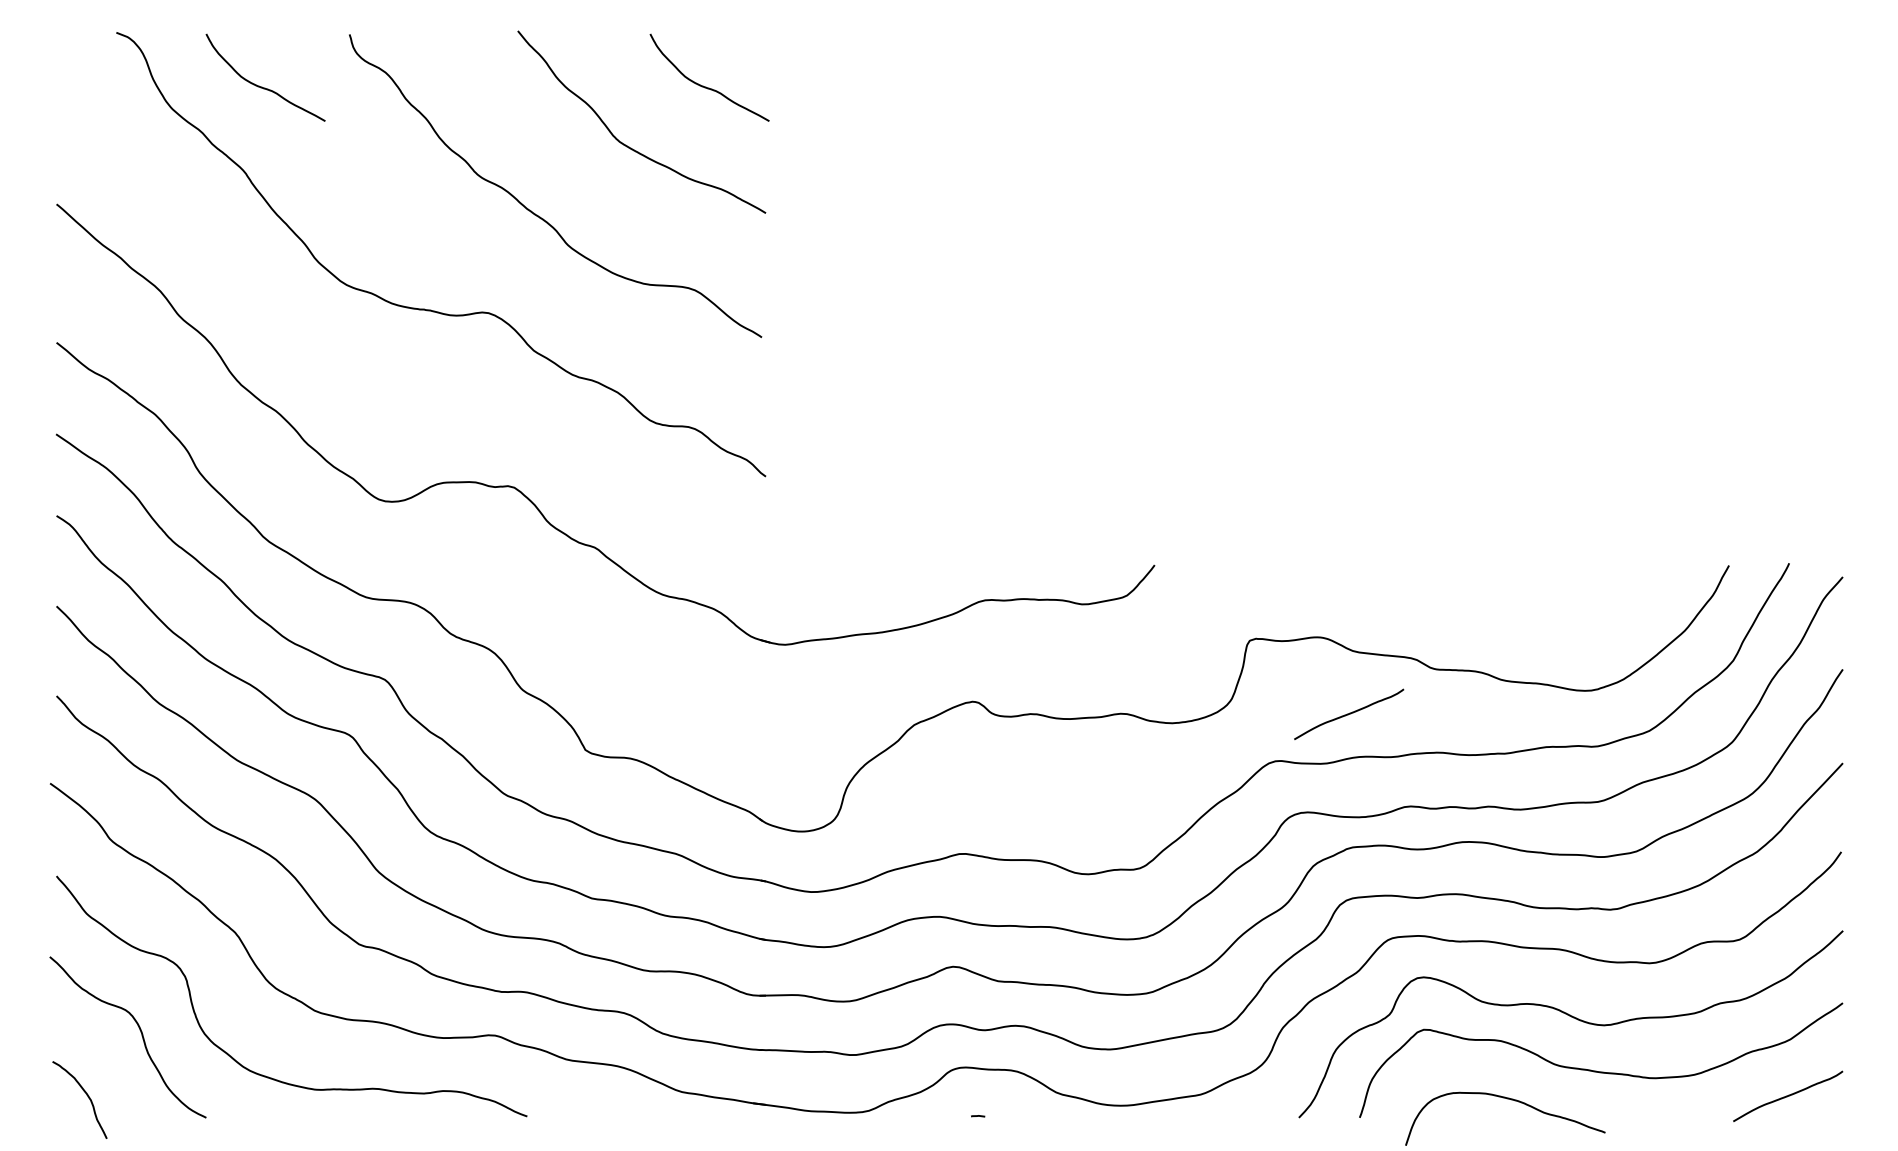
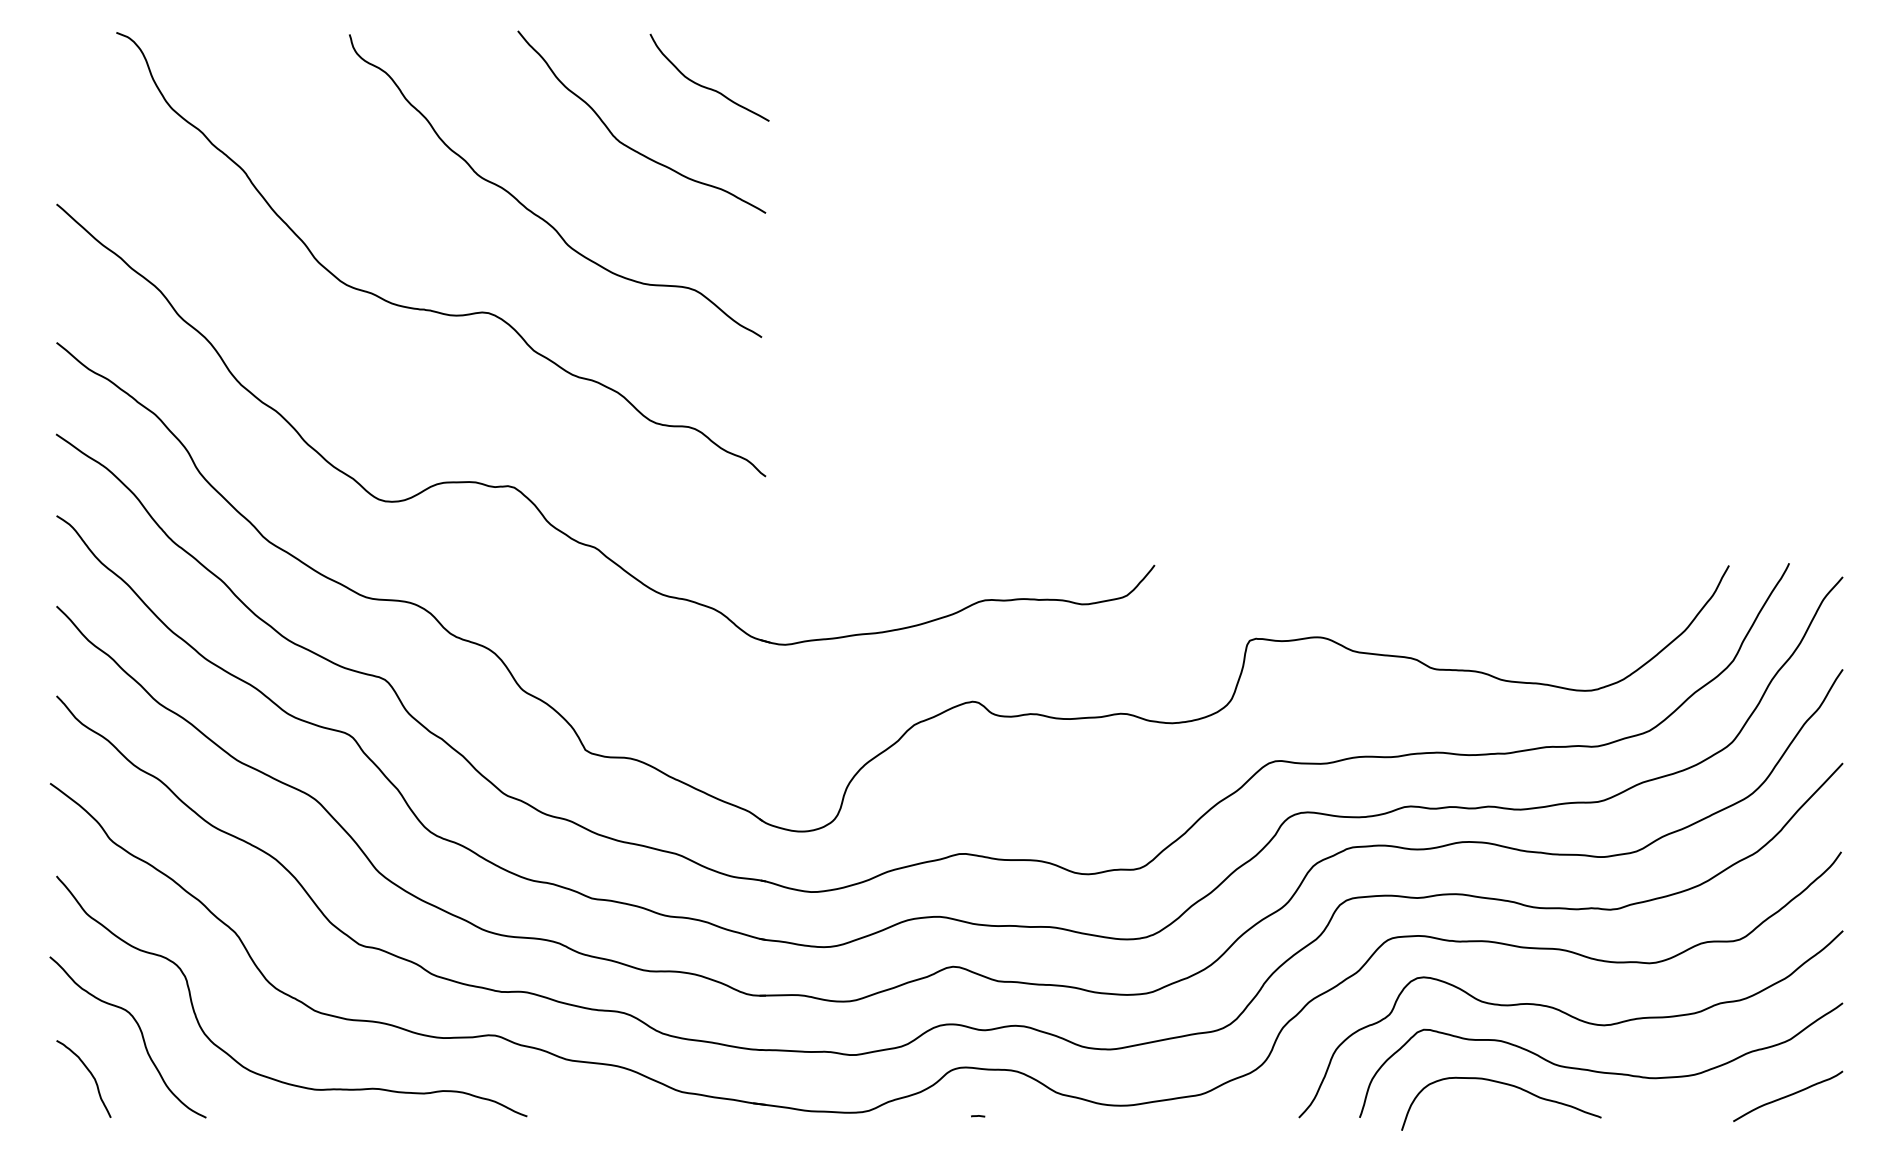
curve: present -> none (262, 86)
curve: present -> none (1349, 713)
curve position: (86, 1095) -> (90, 1074) (90, 1074)
curve position: (1511, 1100) -> (1507, 1085) (1507, 1085)
